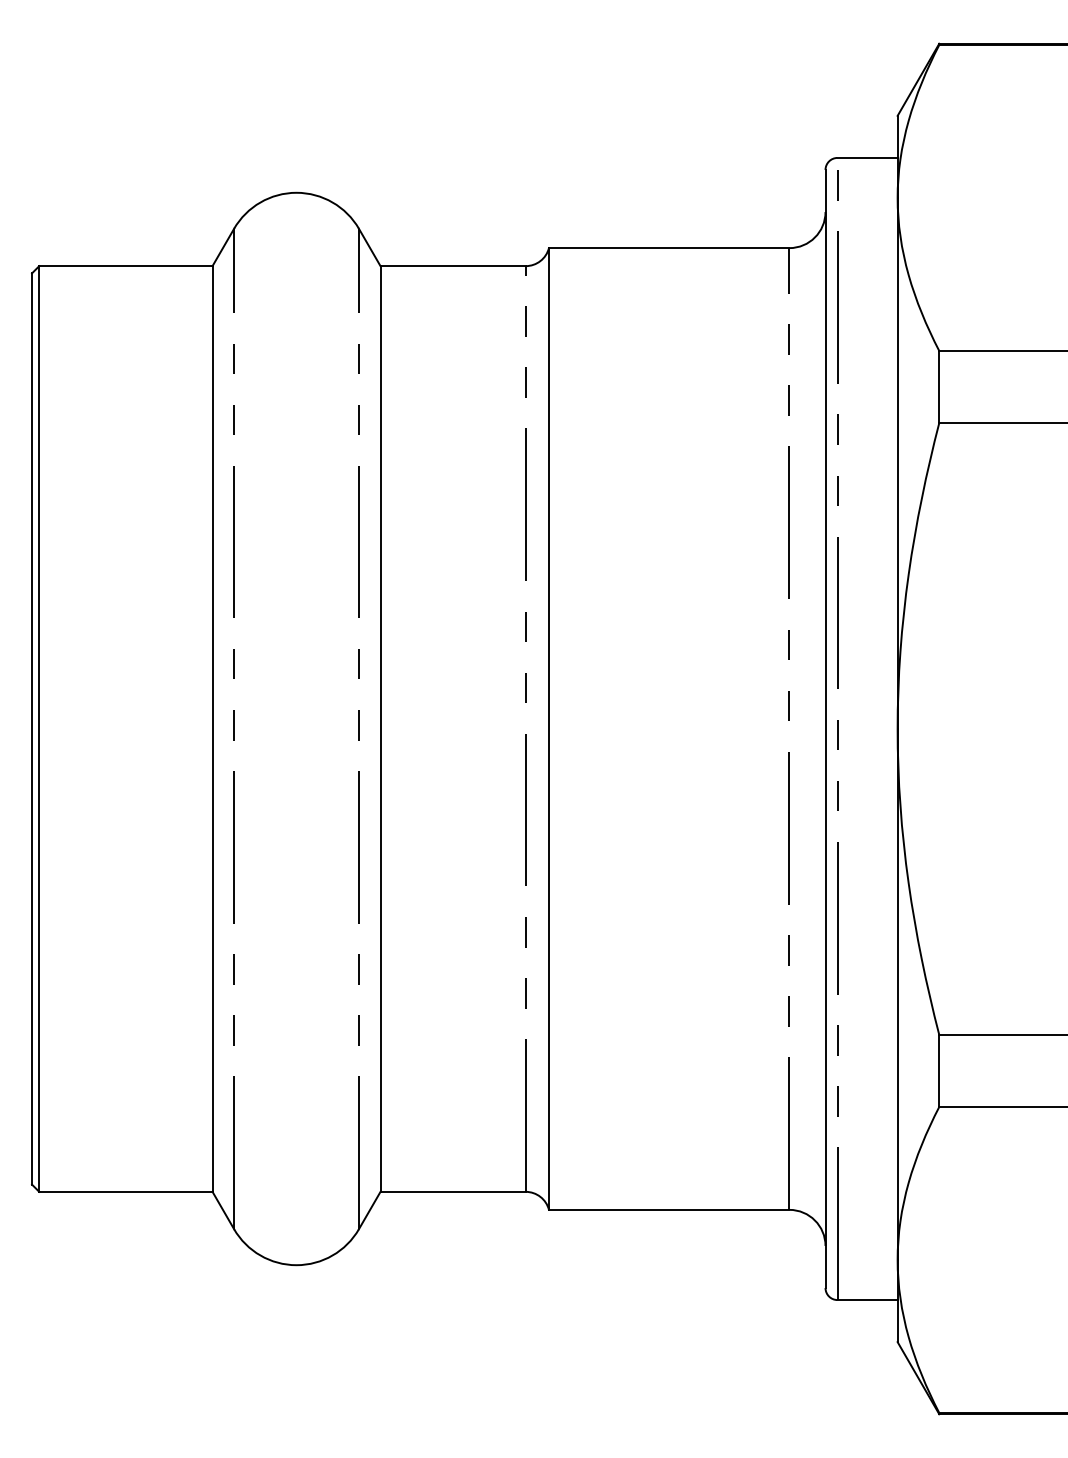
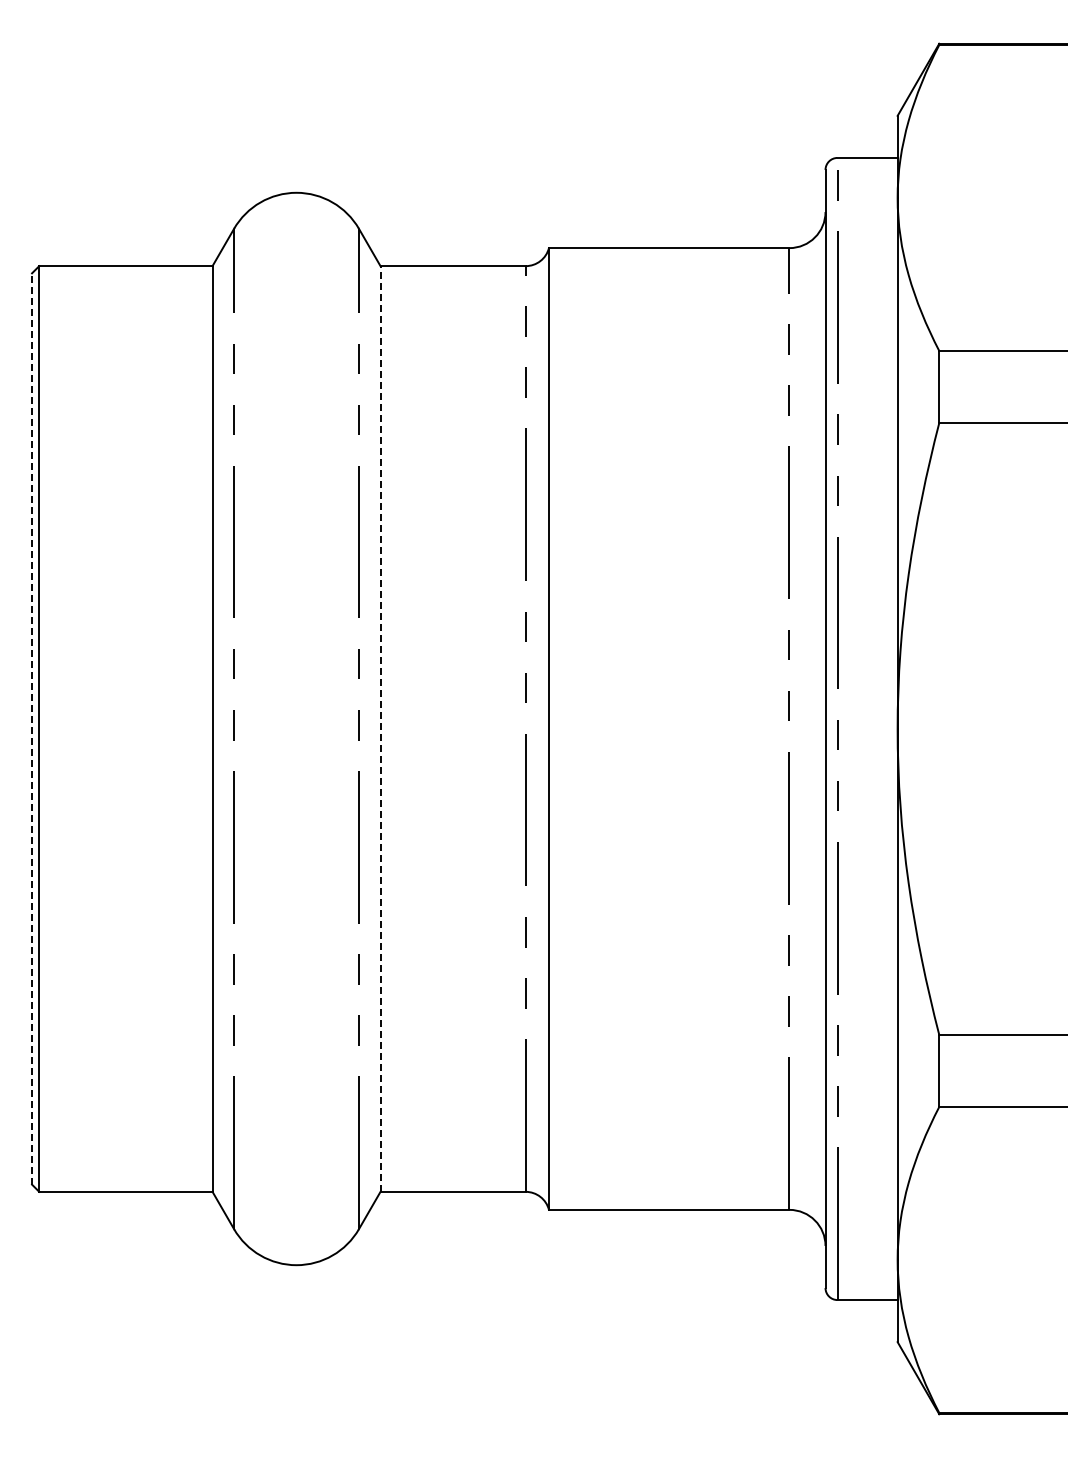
line: solid -> dashed (32, 729)
line: solid -> dashed (380, 729)
